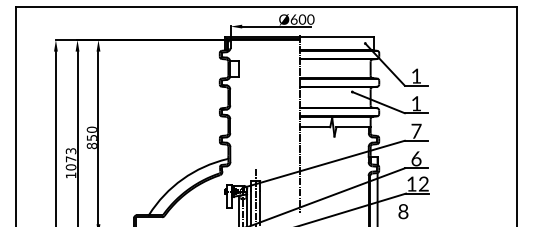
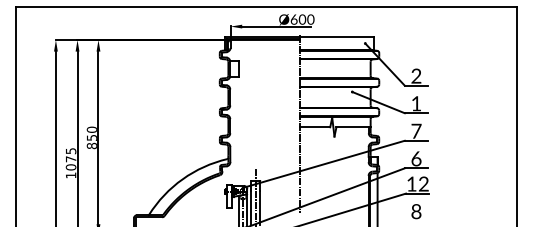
text: 1 -> 2 (416, 75)
text: 1073 -> 1075 (70, 150)
text position: (403, 211) -> (416, 211) (416, 211)
